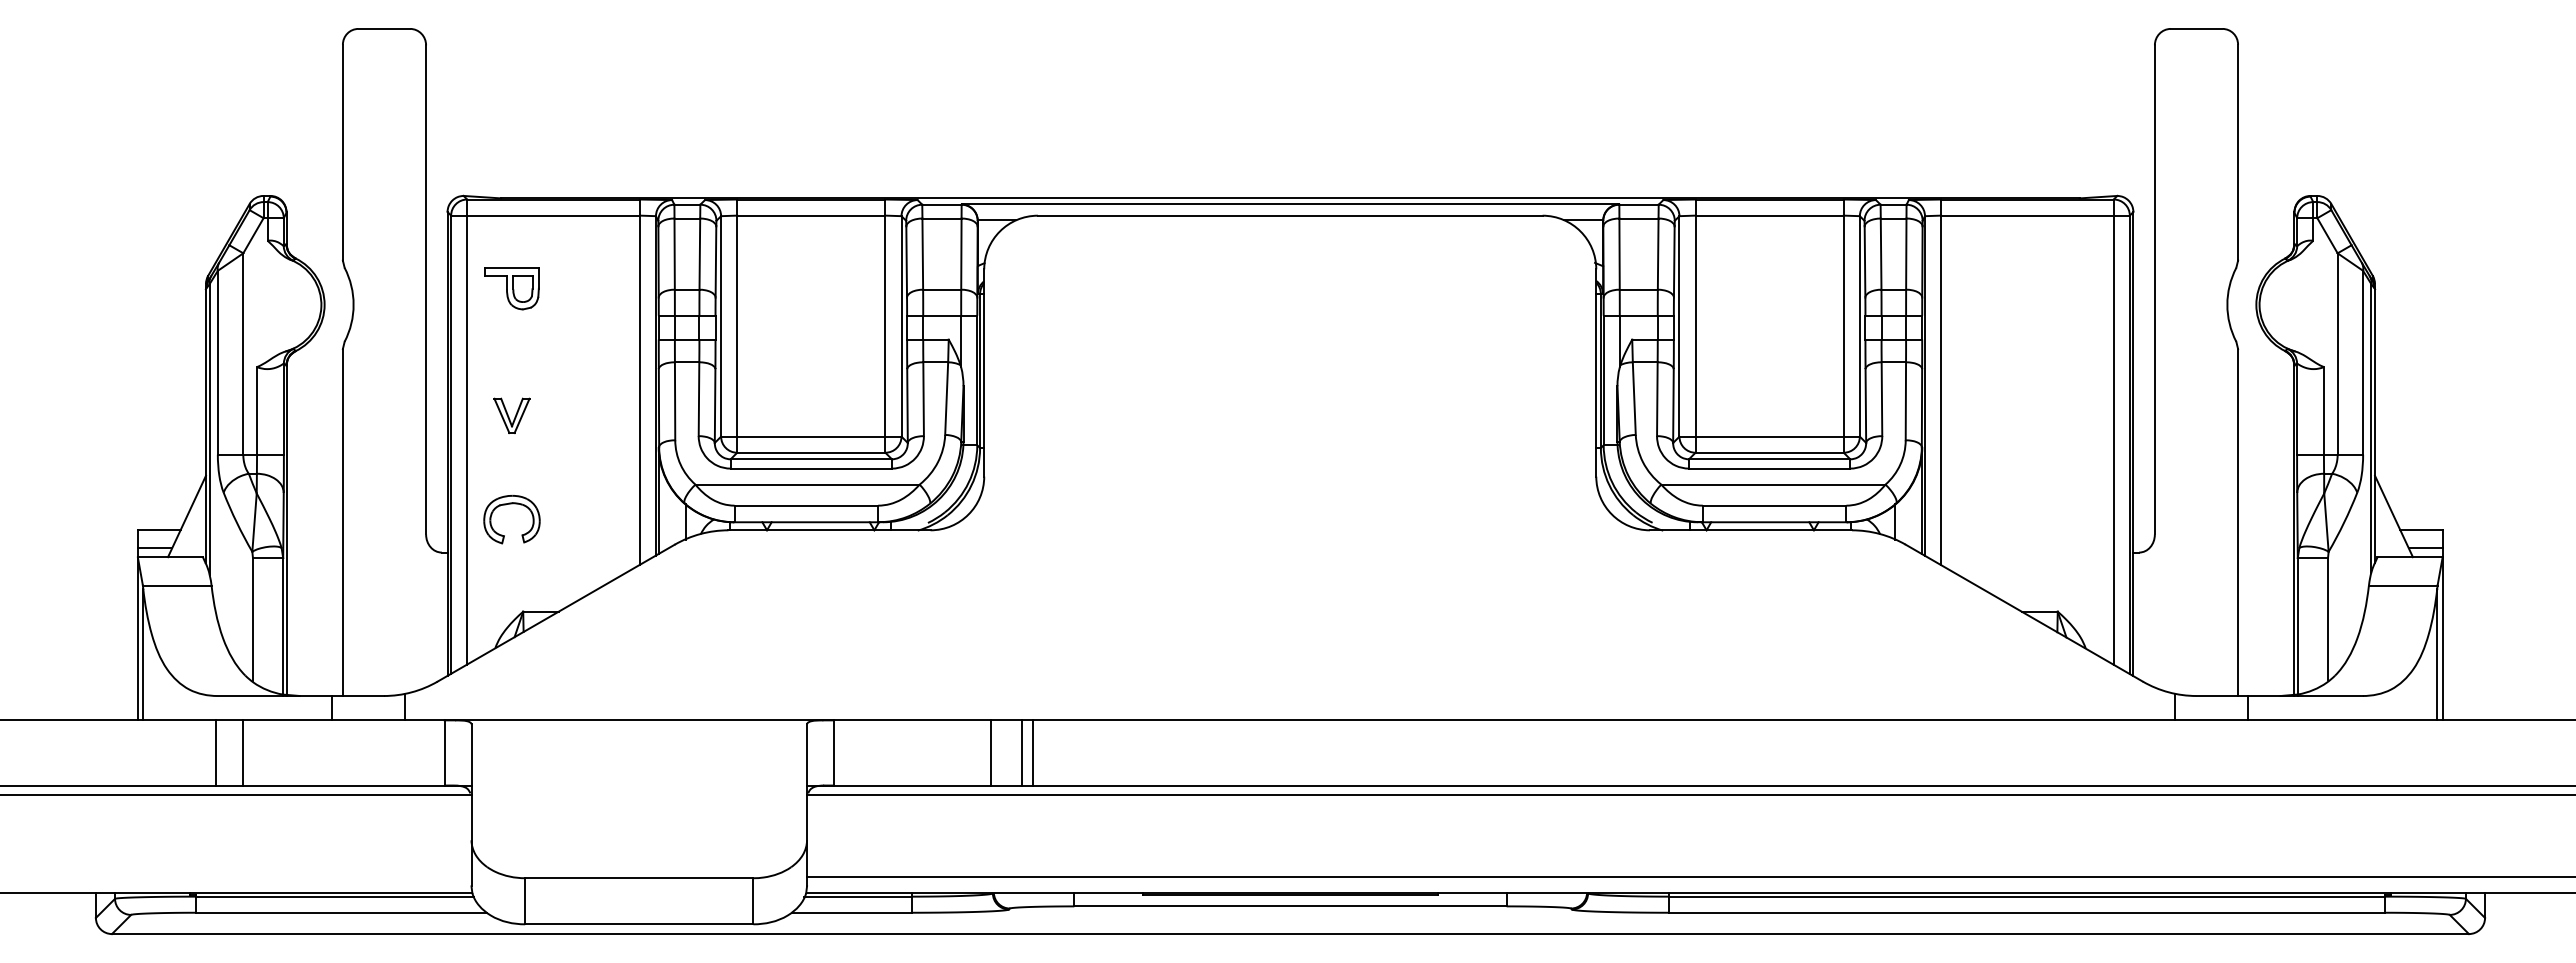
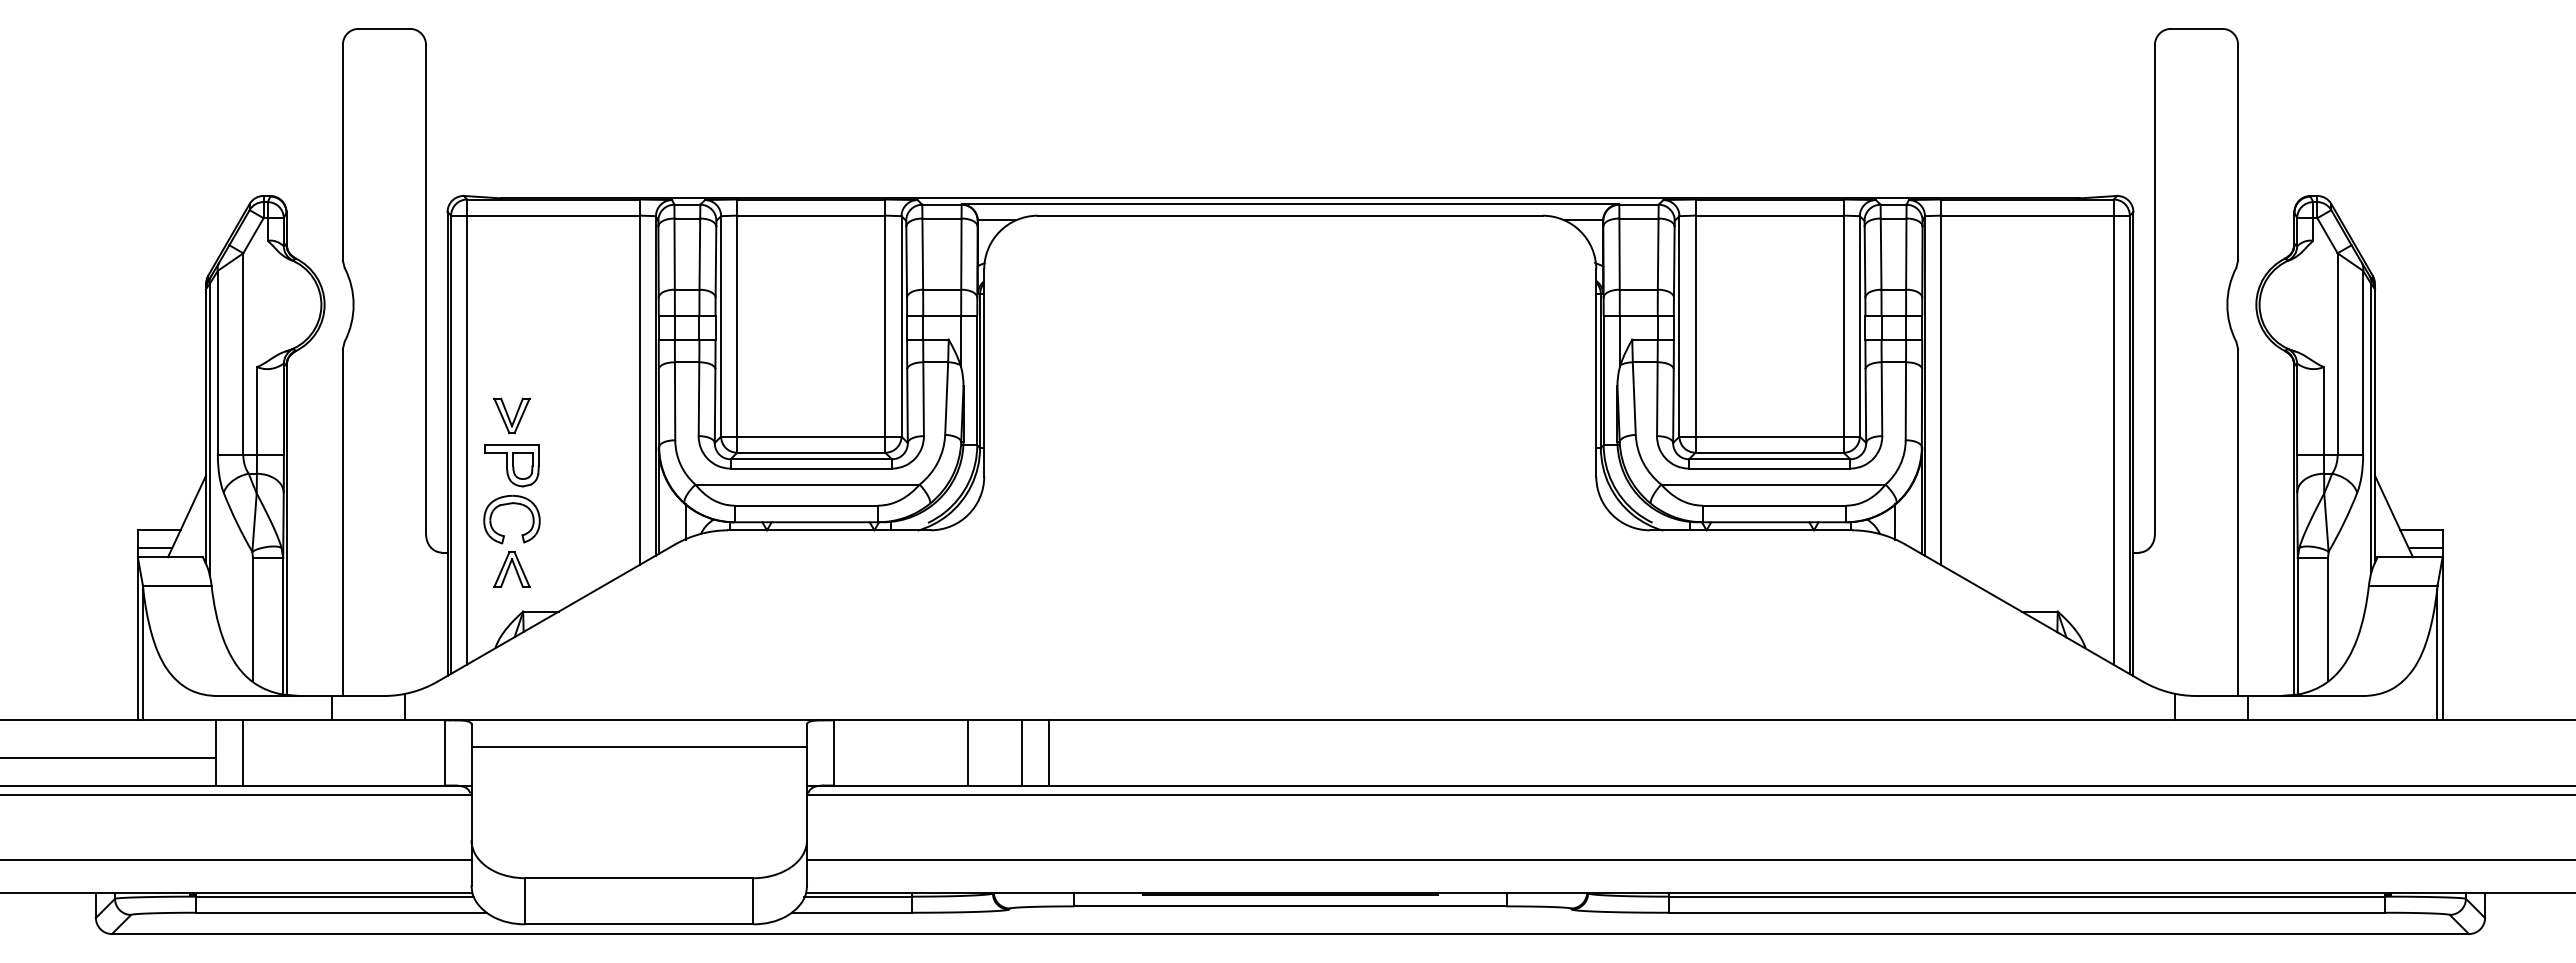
part position: (511, 288) -> (511, 465) (511, 465)
part: none -> present (511, 569)
line: none -> present (639, 747)
line position: (991, 752) -> (968, 752) (968, 752)
line position: (1032, 752) -> (1048, 752) (1048, 752)
line: none -> present (109, 757)
line: none -> present (236, 860)
line position: (1689, 877) -> (1689, 860) (1689, 860)
